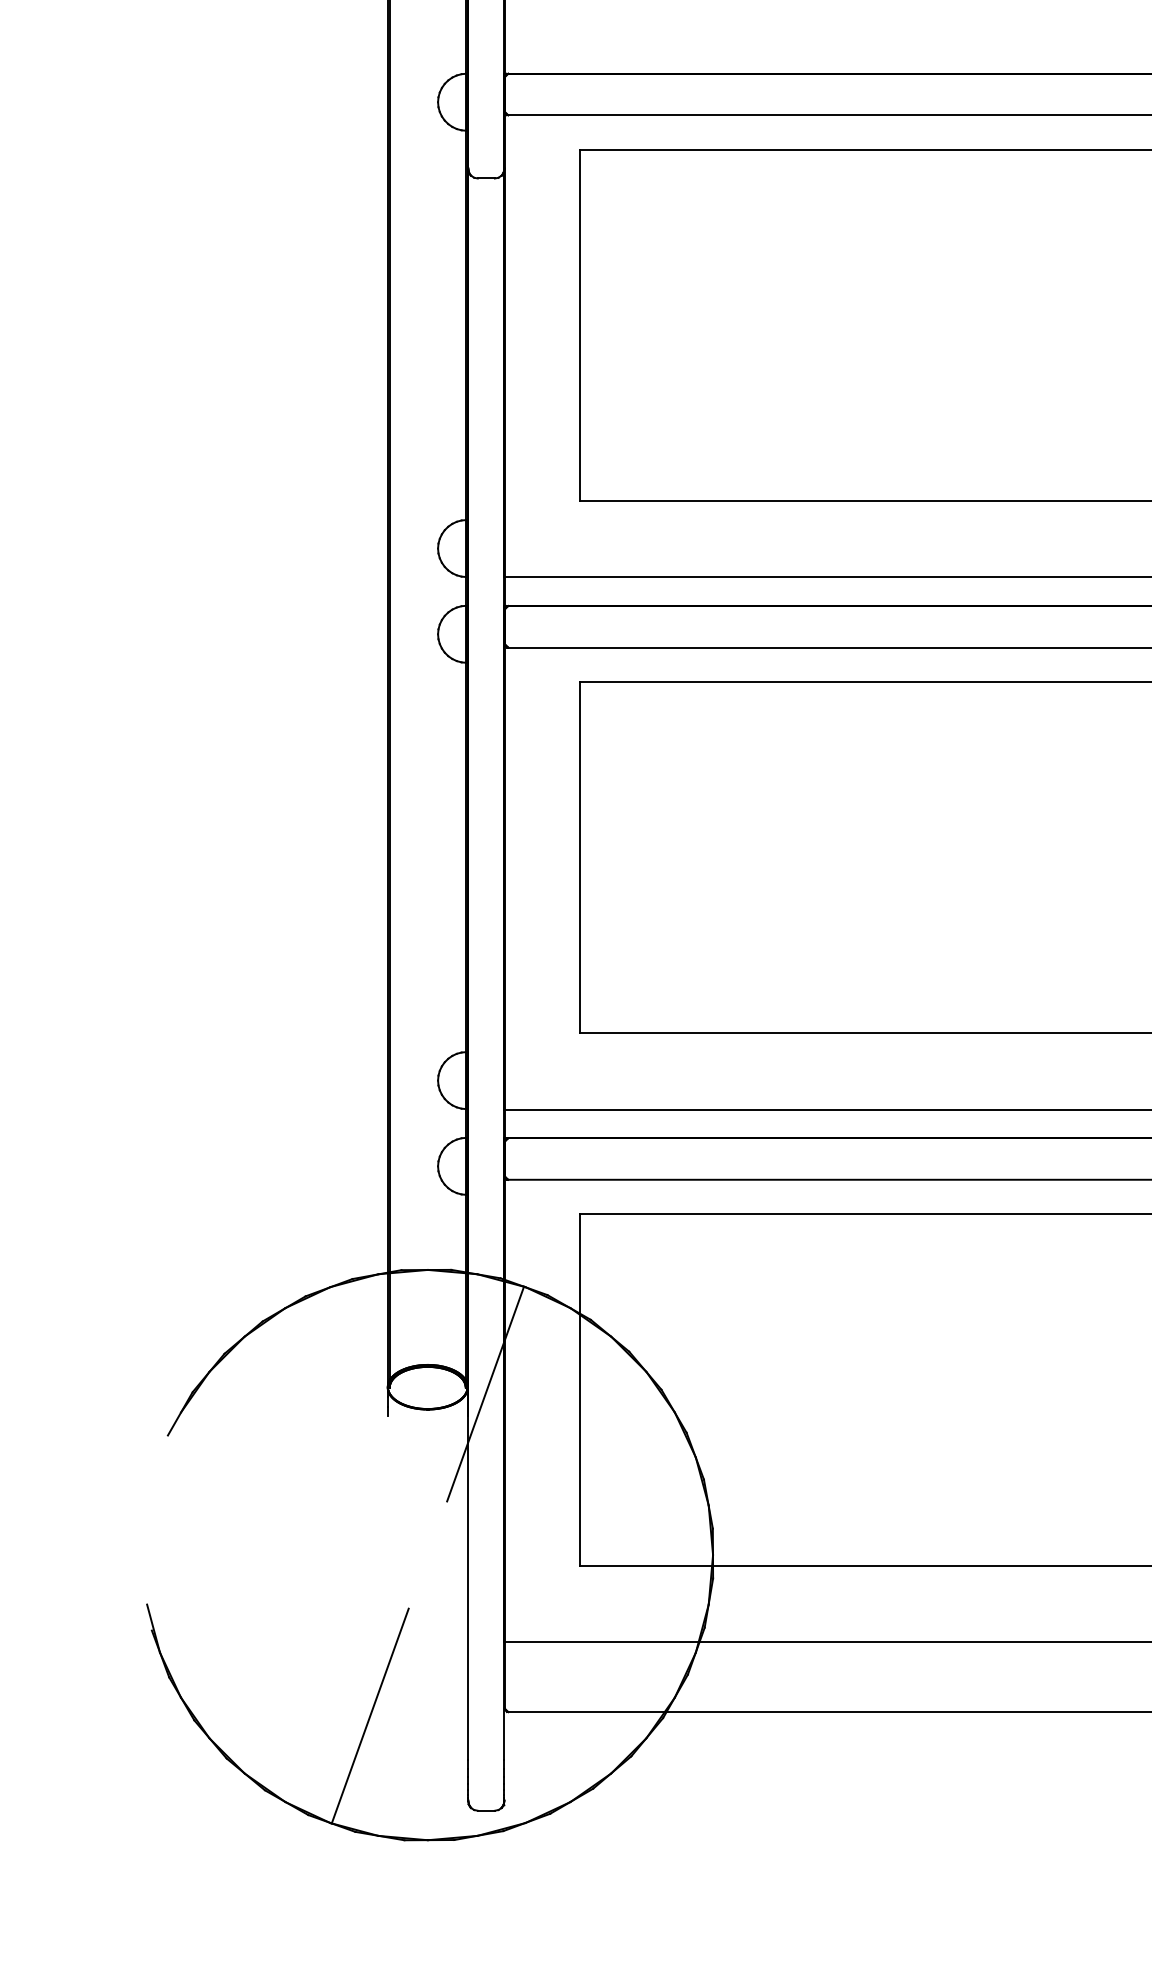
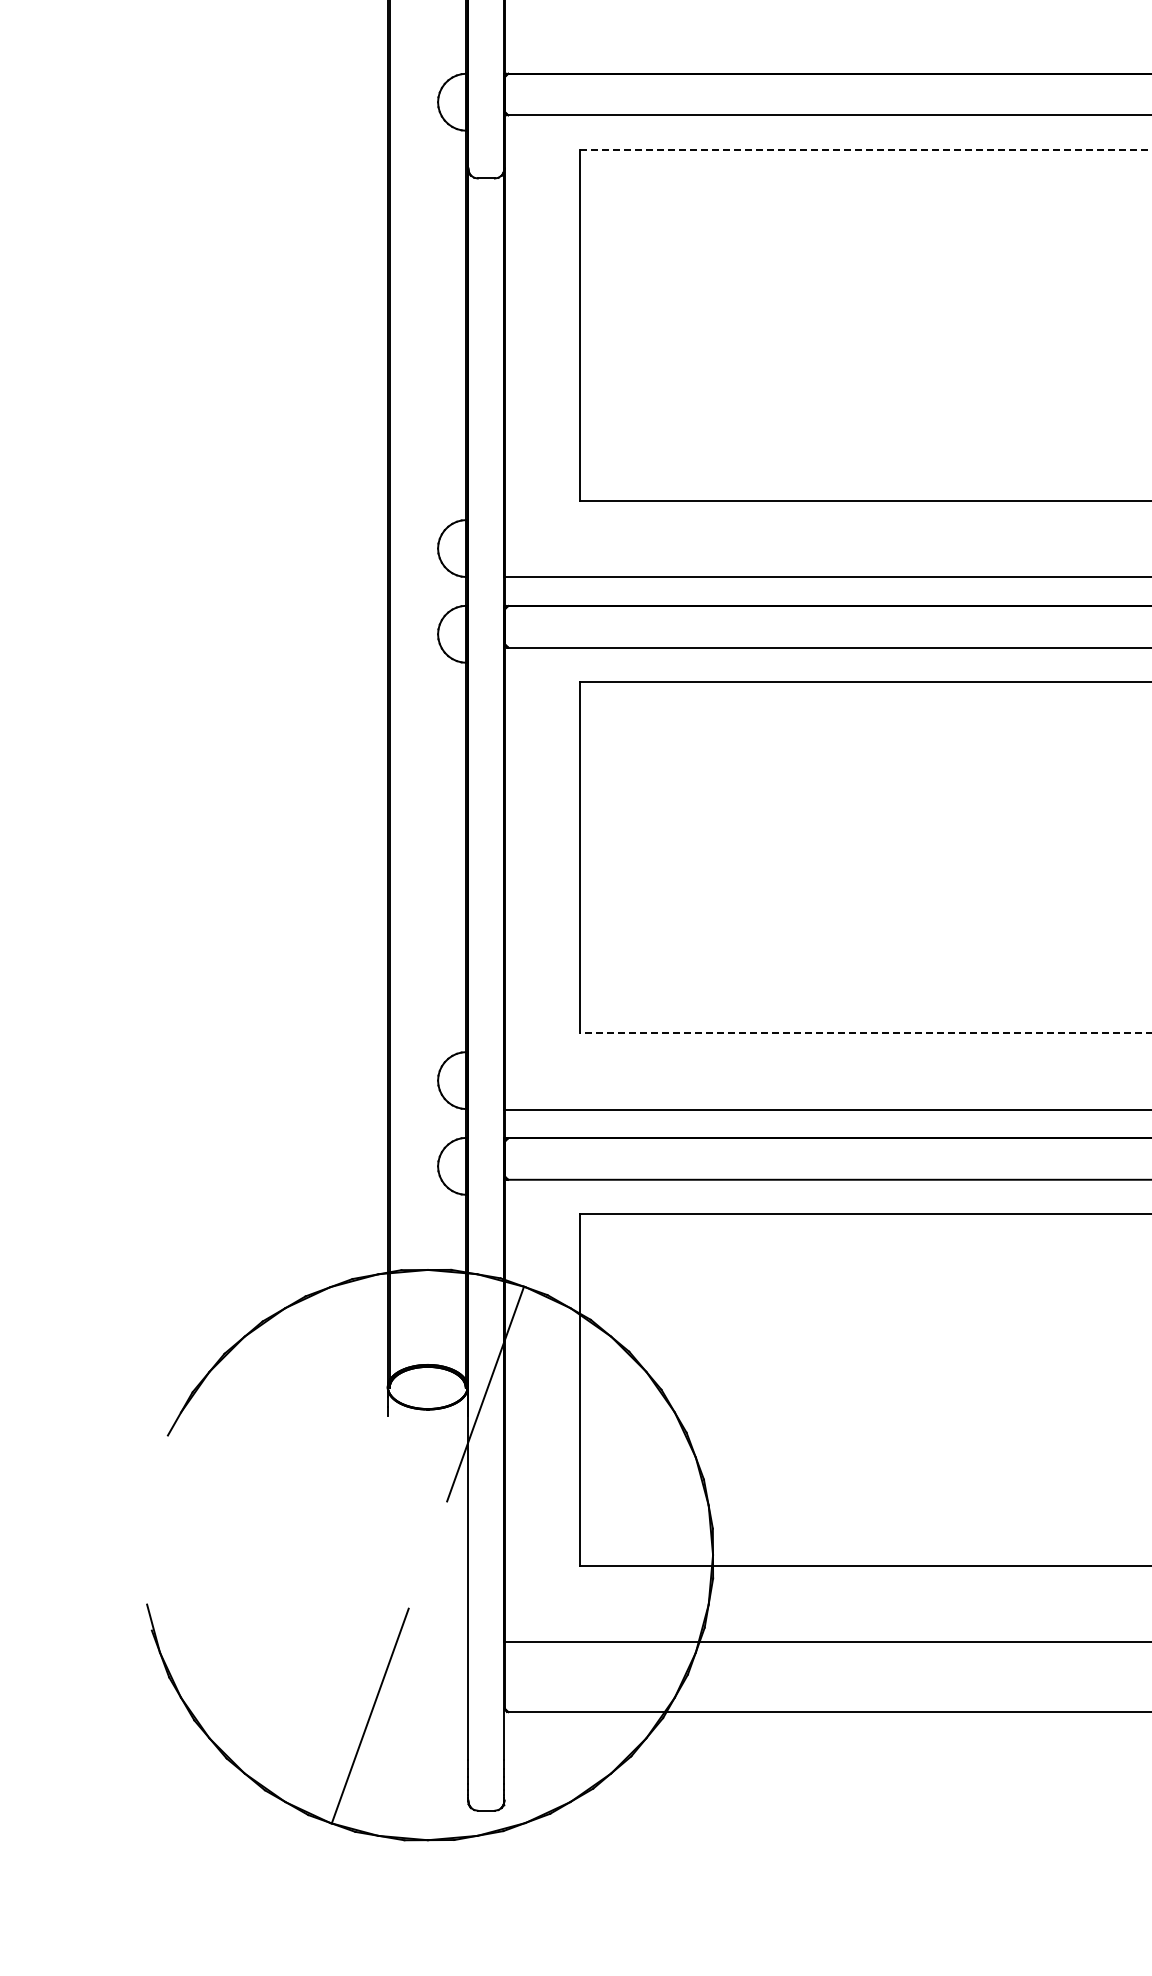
line: solid -> dashed (865, 149)
line: solid -> dashed (865, 1033)
